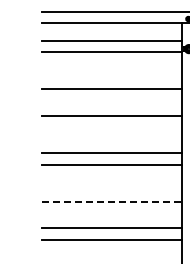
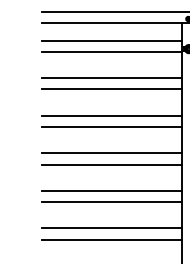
line: none -> present (111, 78)
line: none -> present (111, 127)
line: none -> present (111, 190)
line: dashed -> solid (112, 202)
